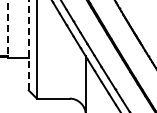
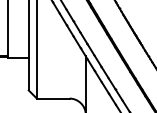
line: dashed -> solid (8, 28)
line: dashed -> solid (28, 44)
